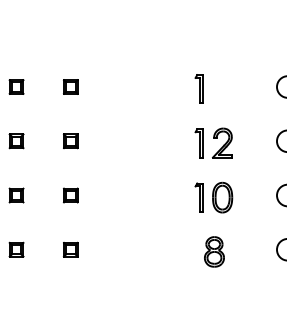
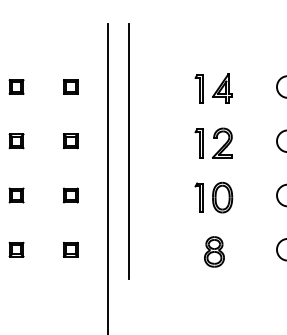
part: none -> present (222, 88)
line: none -> present (129, 151)
line: none -> present (107, 177)
